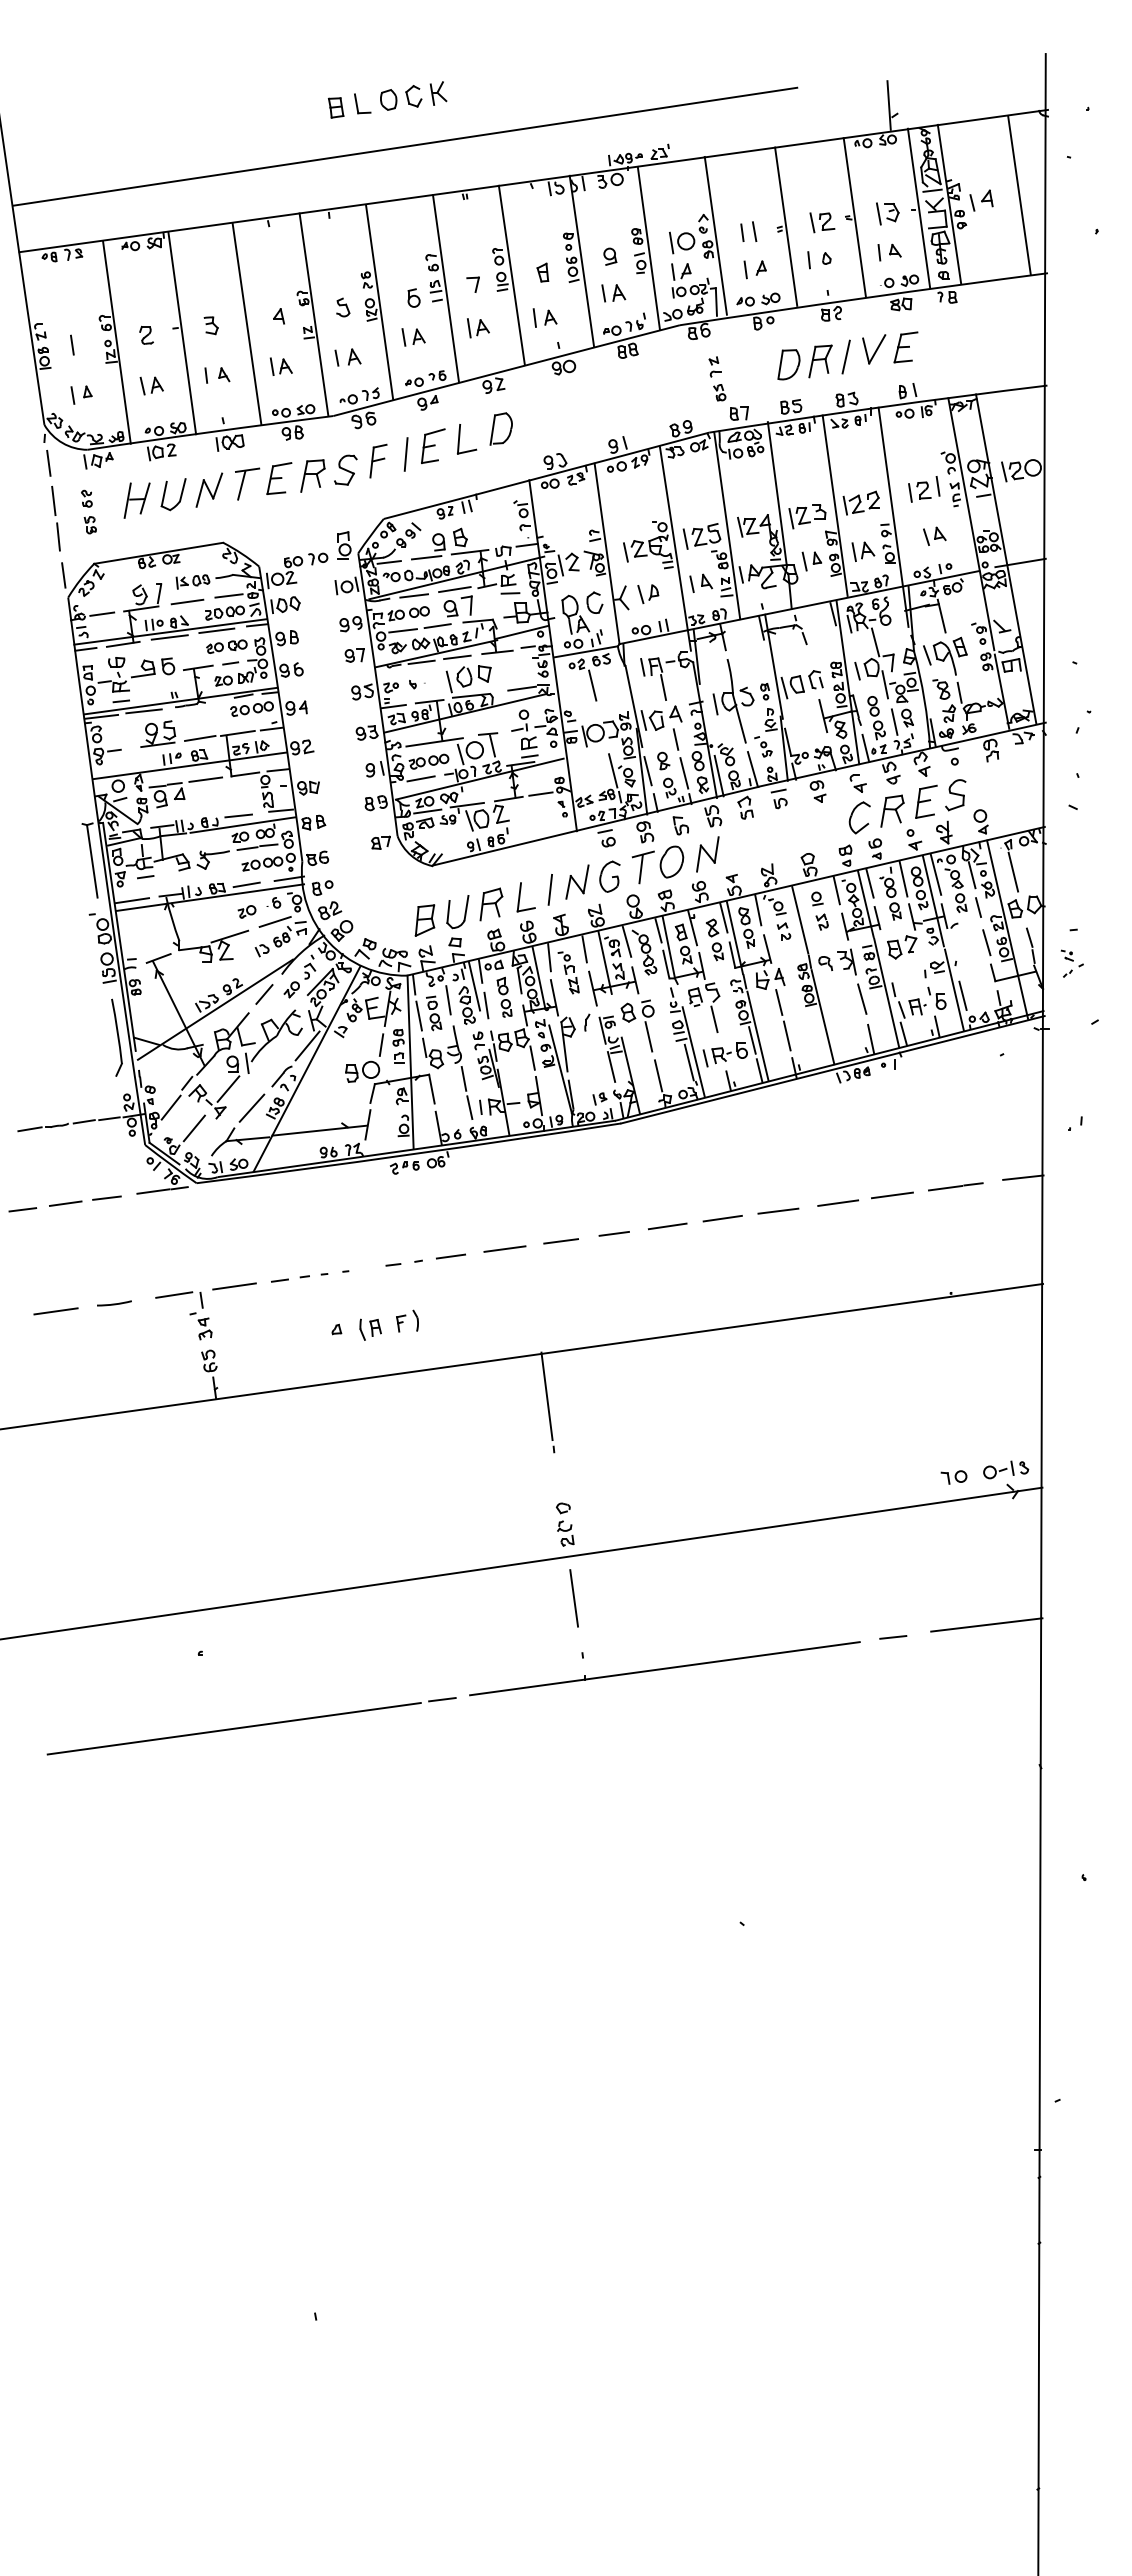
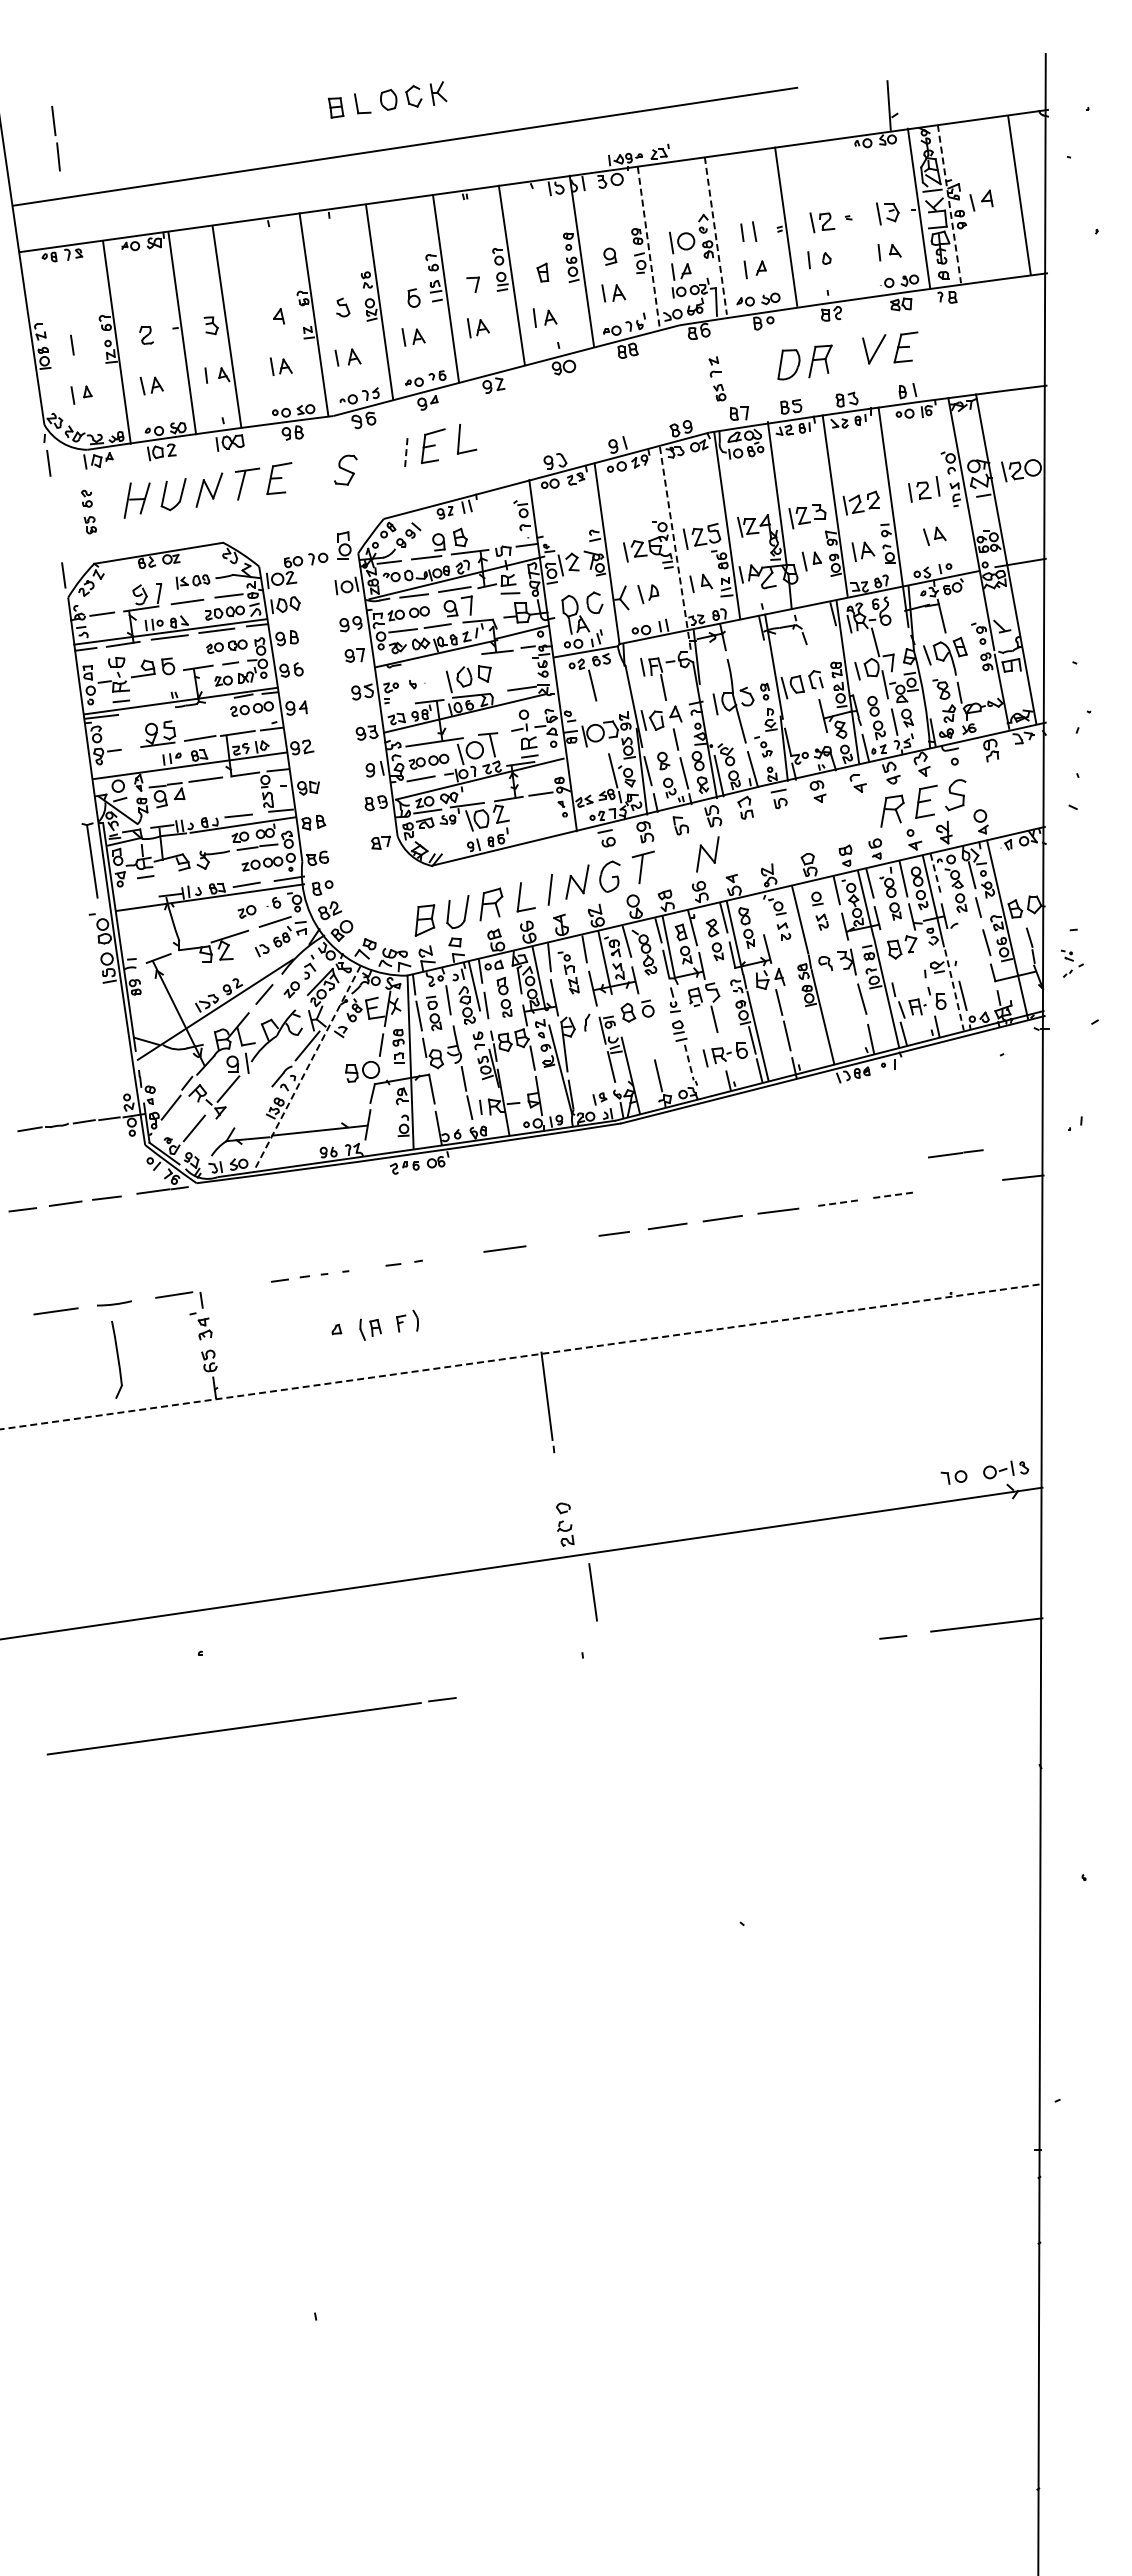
line: solid -> dashed (949, 204)
line: present -> none (854, 217)
line: solid -> dashed (715, 235)
line: solid -> dashed (648, 248)
line position: (246, 323) -> (226, 326) (226, 326)
line: present -> none (845, 356)
part: present -> none (494, 427)
line: solid -> dashed (406, 455)
part: present -> none (378, 460)
part: present -> none (312, 475)
part position: (55, 518) -> (55, 138) (55, 138)
line: solid -> dashed (675, 549)
line: present -> none (457, 657)
line: present -> none (421, 662)
line: present -> none (392, 706)
line: present -> none (143, 711)
part: present -> none (852, 816)
part: present -> none (671, 861)
line: present -> none (1013, 871)
line: solid -> dashed (936, 874)
line: present -> none (132, 900)
line: present -> none (758, 909)
line: solid -> dashed (954, 990)
line: present -> none (648, 1036)
part position: (116, 1037) -> (116, 1359) (116, 1359)
line: present -> none (693, 1051)
line: solid -> dashed (689, 1063)
line: solid -> dashed (307, 1068)
line: present -> none (251, 1107)
line position: (955, 1186) -> (955, 1153) (955, 1153)
line: solid -> dashed (892, 1195)
line: solid -> dashed (838, 1203)
line: present -> none (561, 1241)
line: present -> none (450, 1256)
line: present -> none (234, 1286)
line: solid -> dashed (522, 1356)
line position: (573, 1598) -> (592, 1592) (592, 1592)
part: present -> none (664, 1668)
